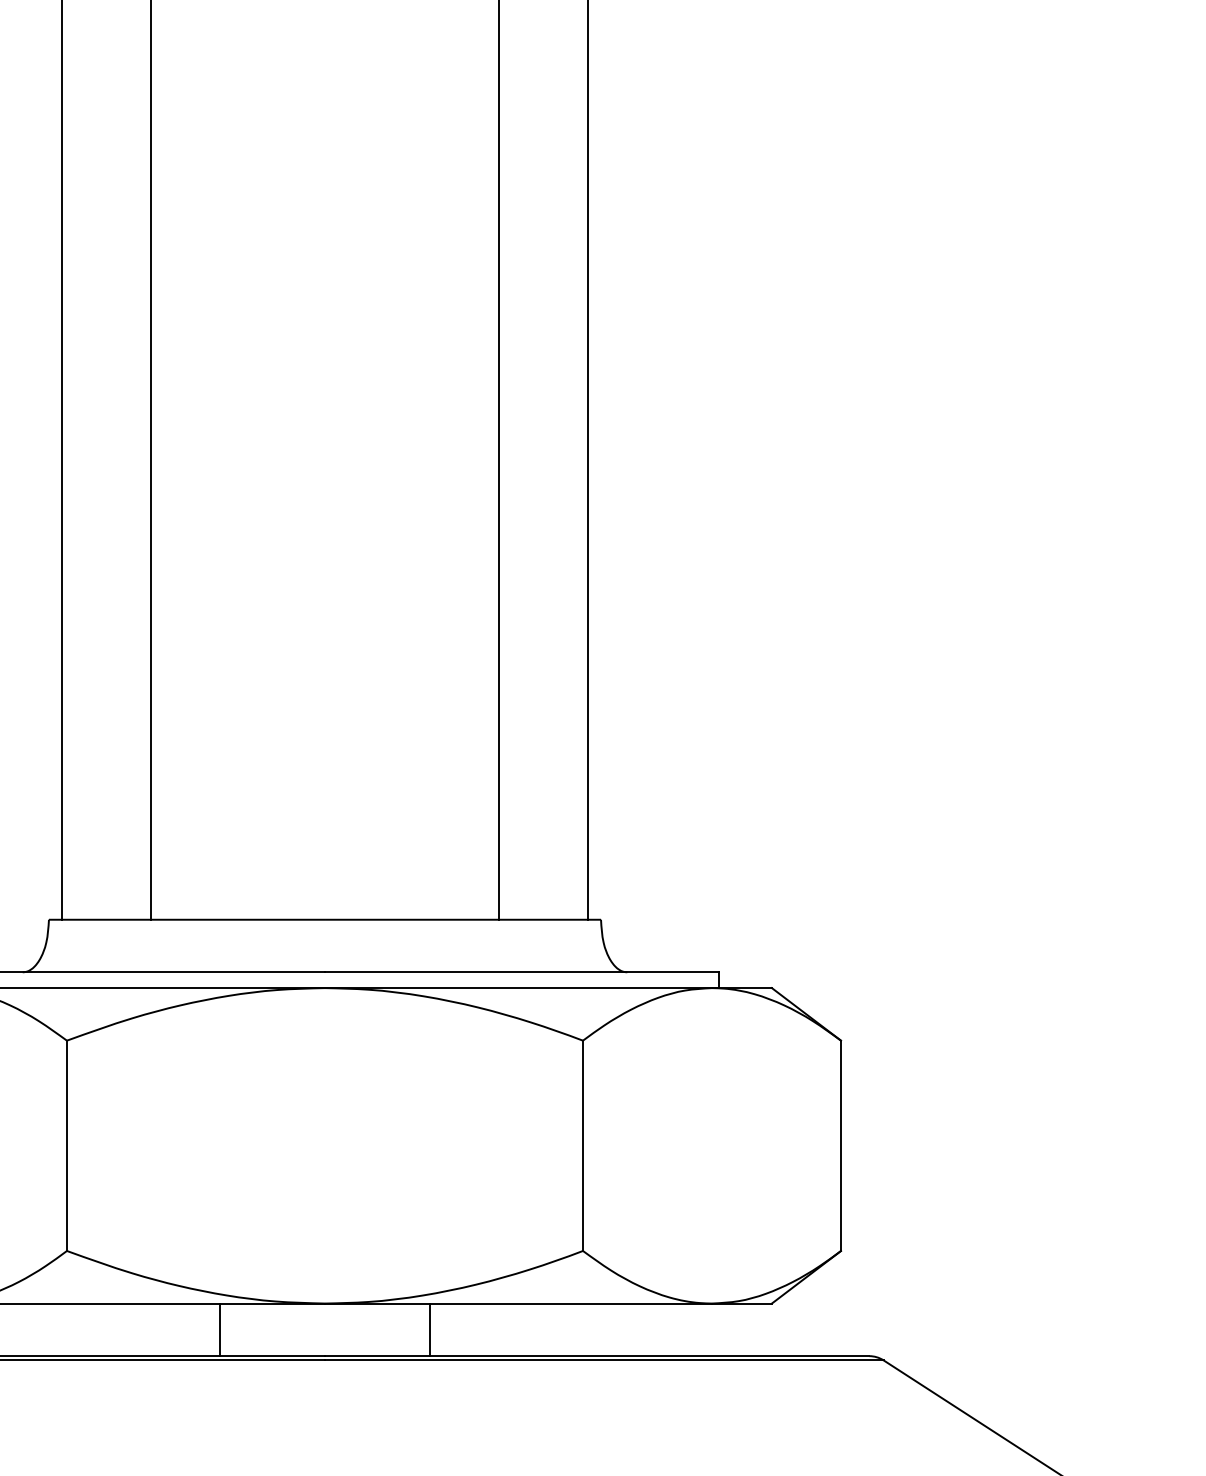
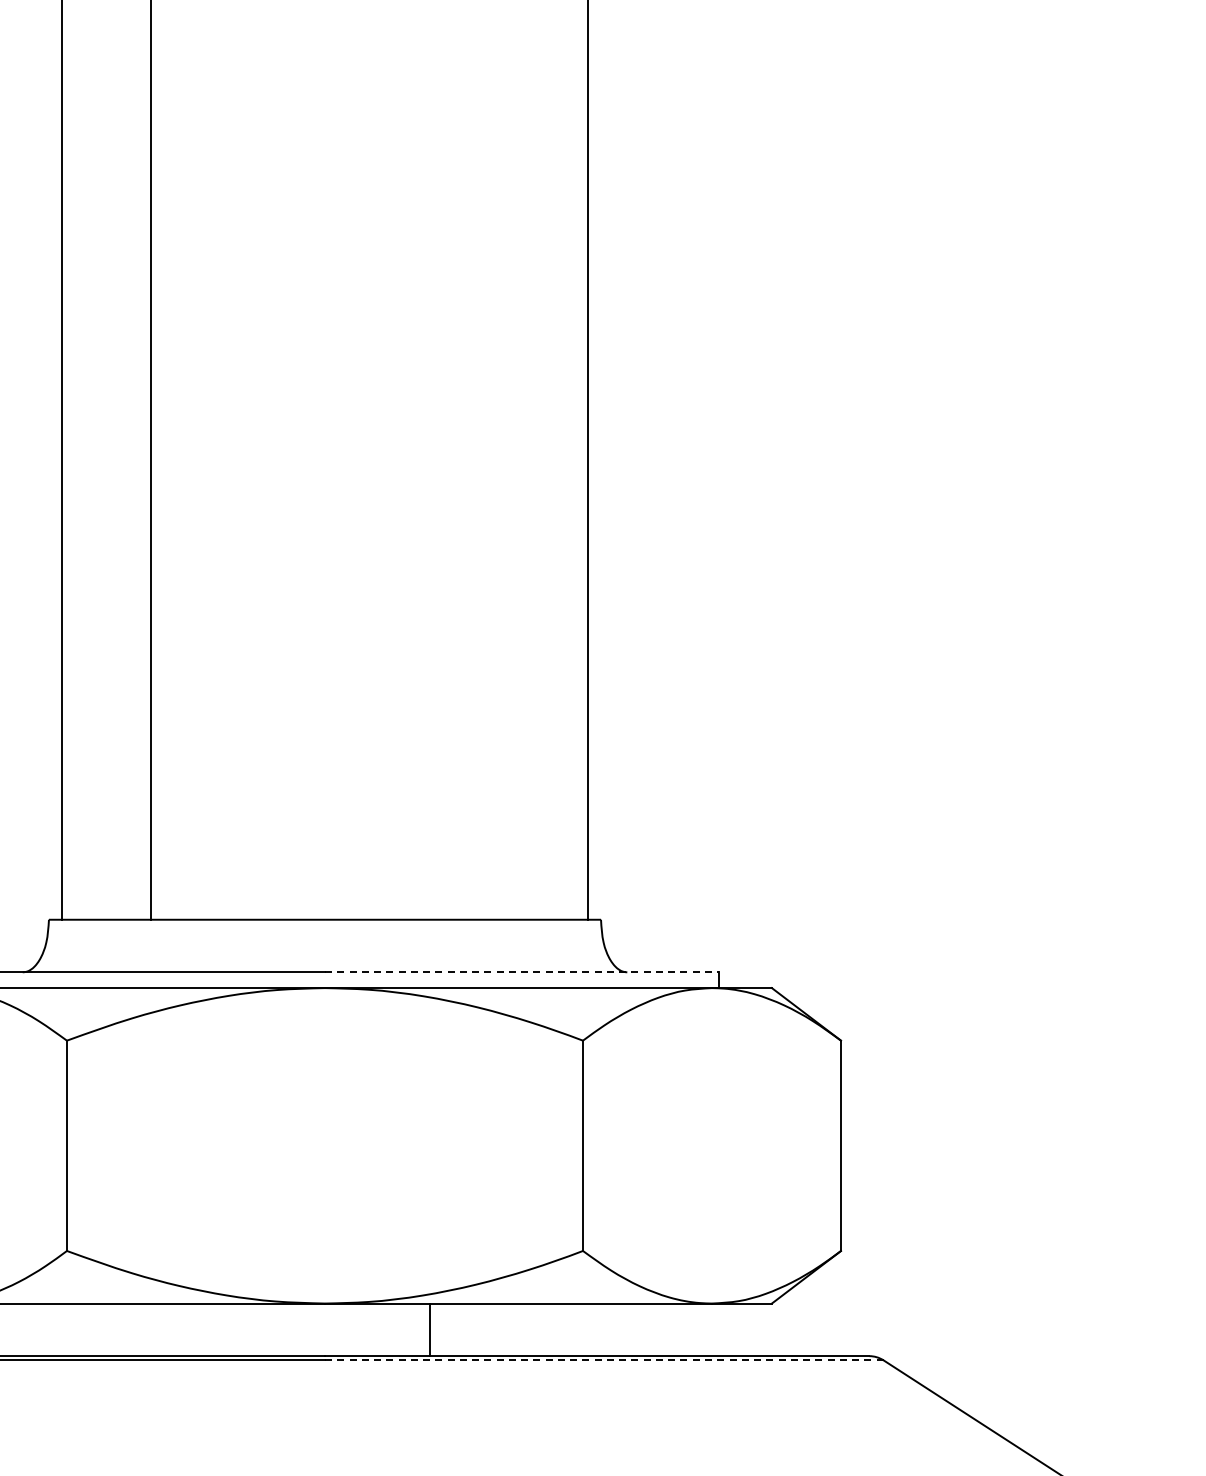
line: present -> none (498, 460)
line: solid -> dashed (522, 972)
line: present -> none (219, 1329)
line: solid -> dashed (603, 1360)
